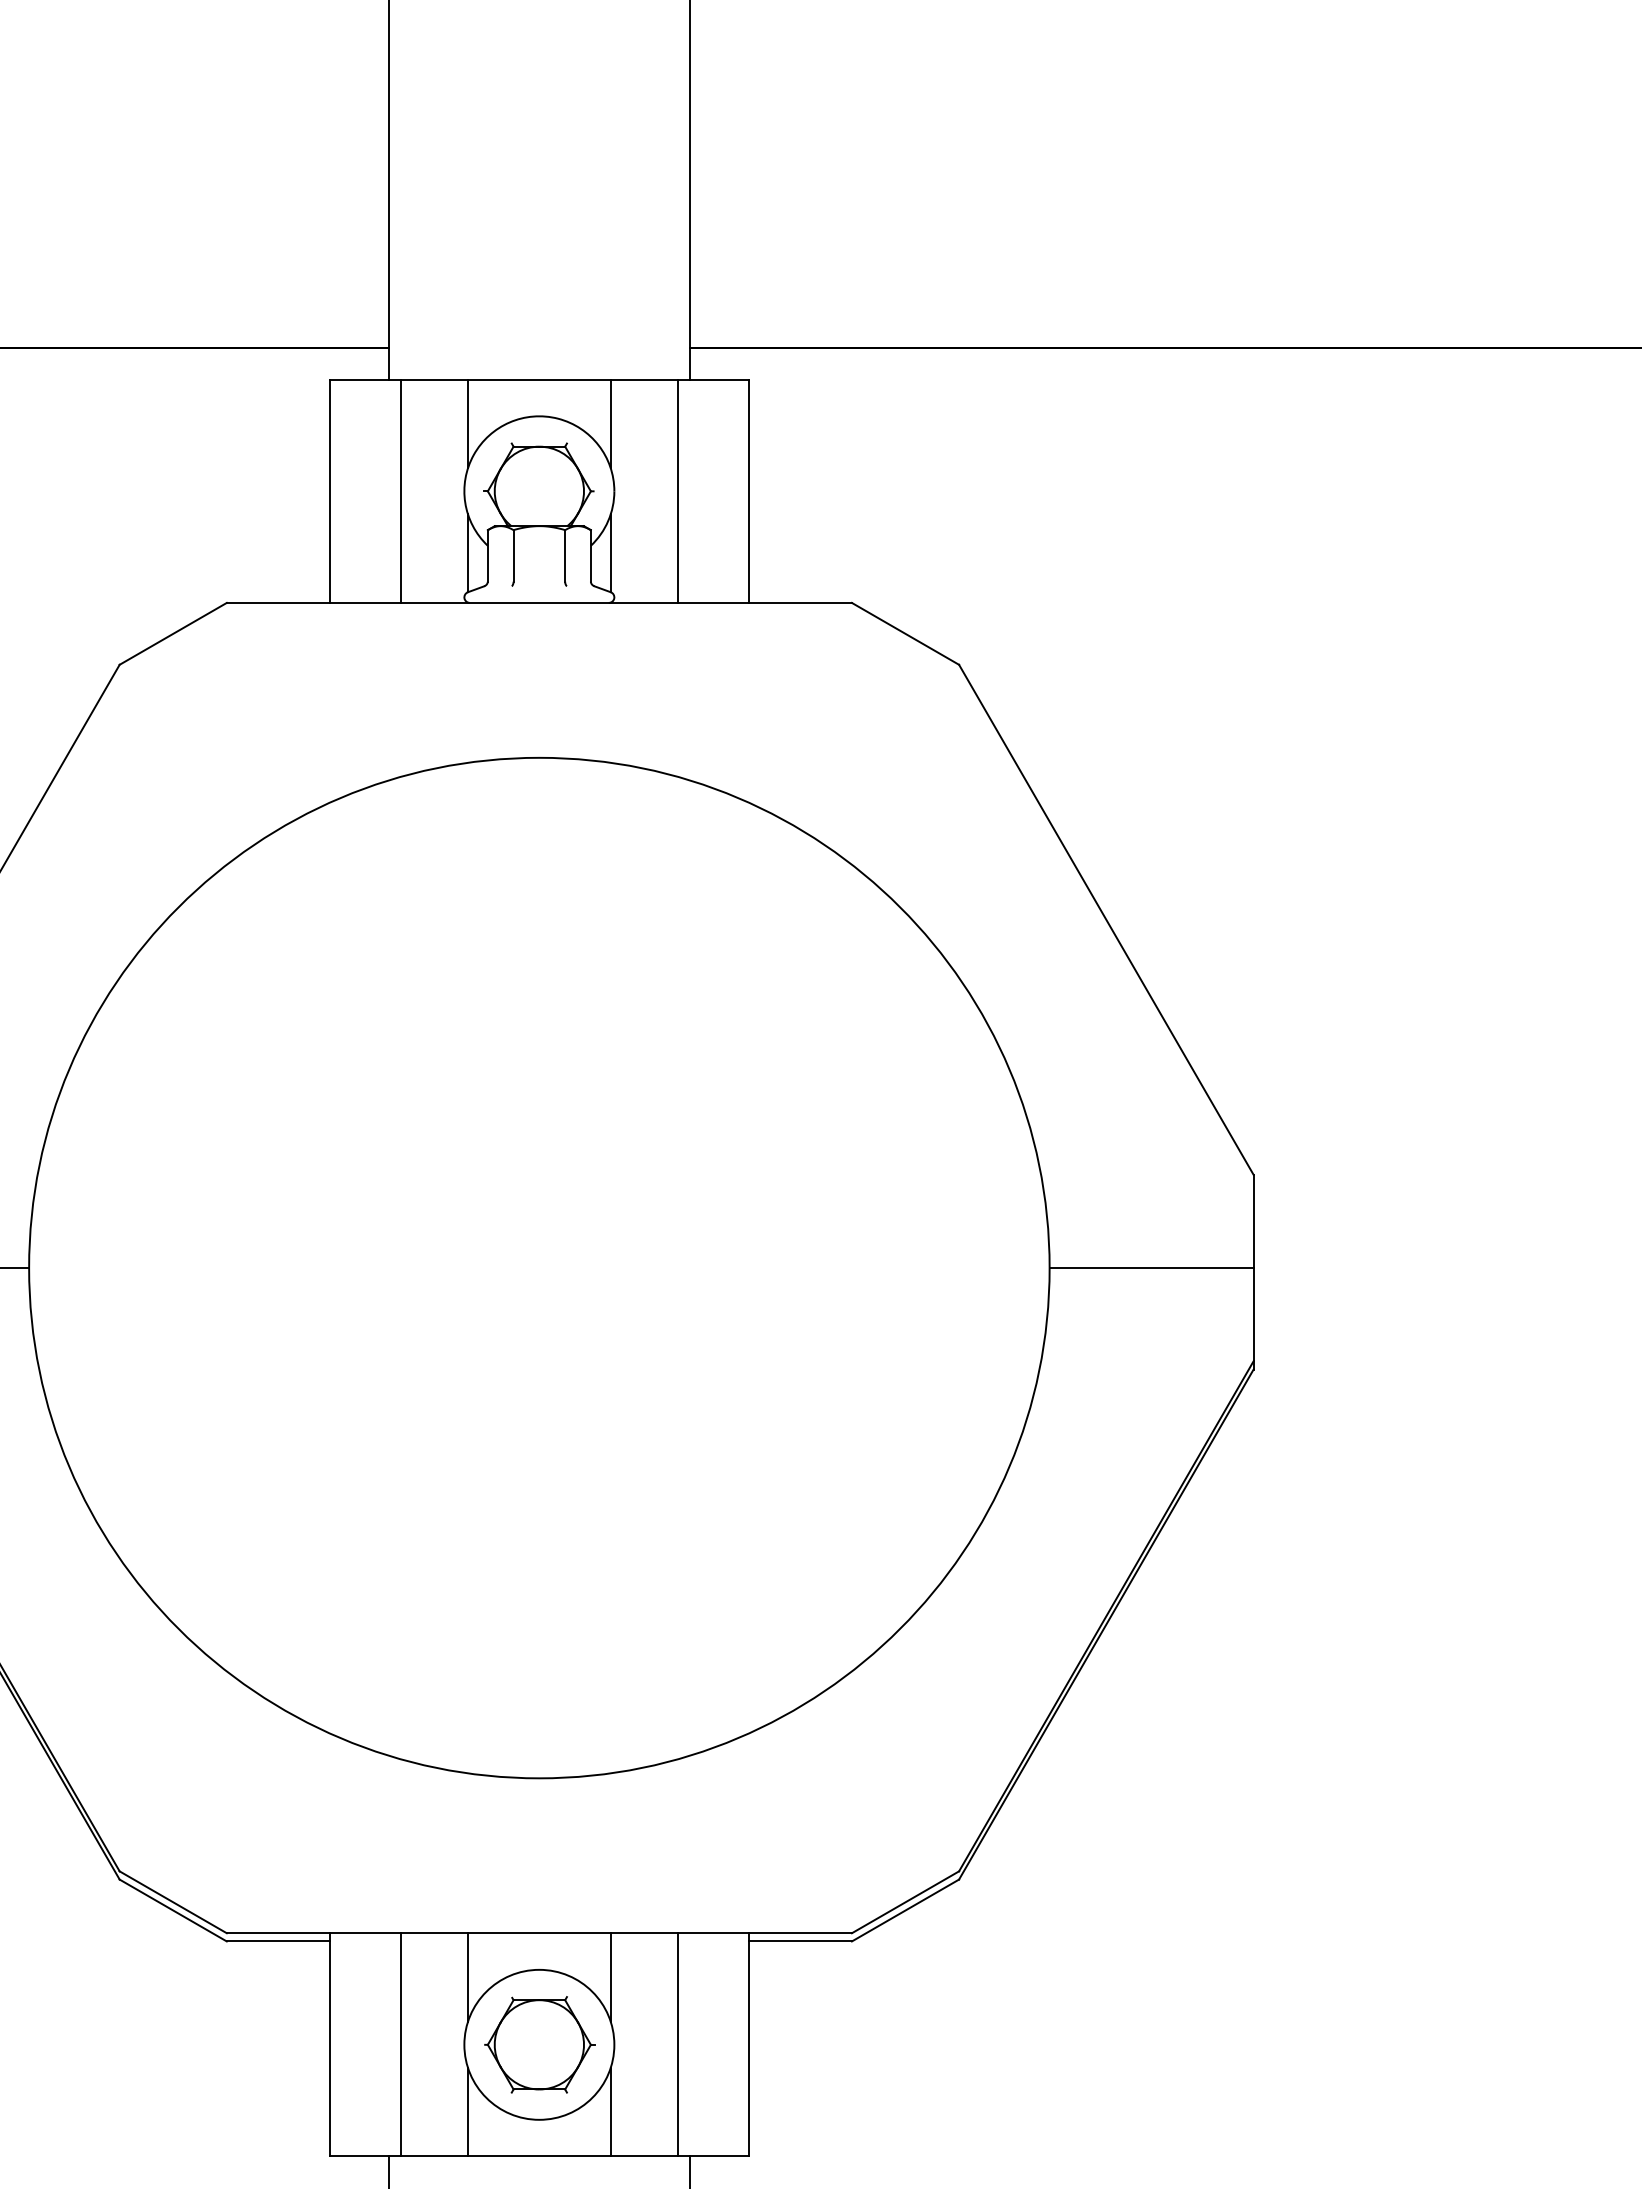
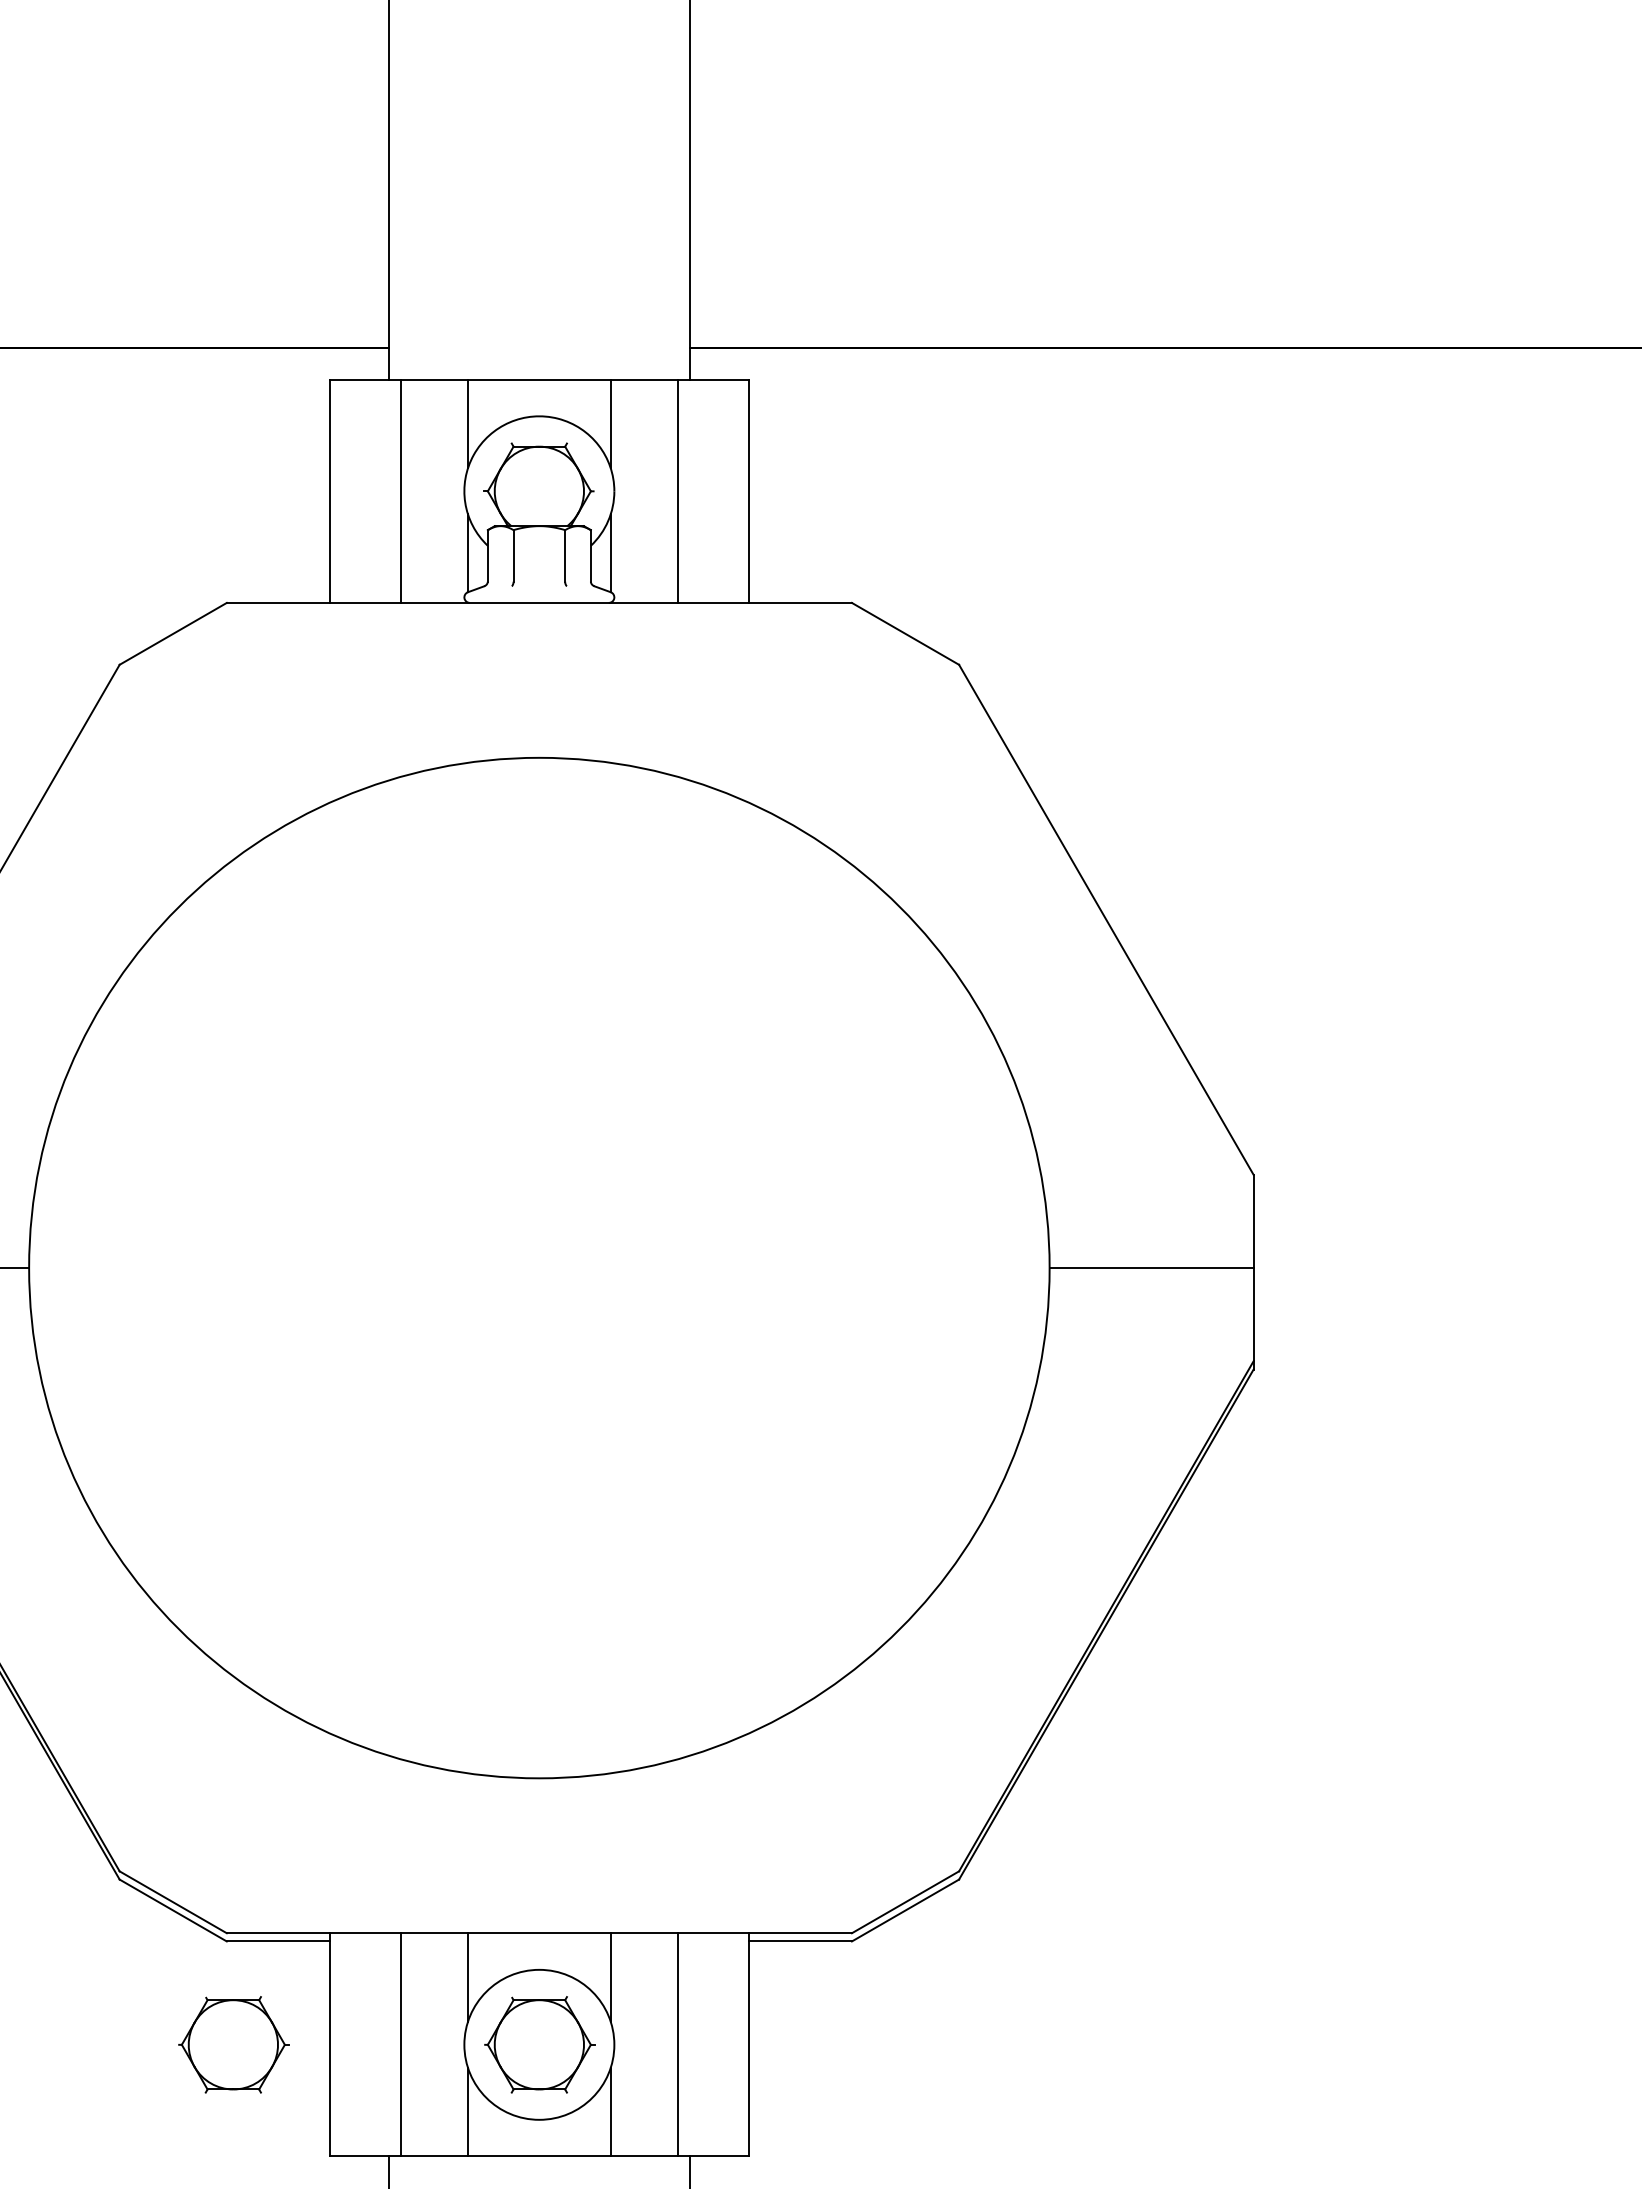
part: none -> present (233, 2044)
